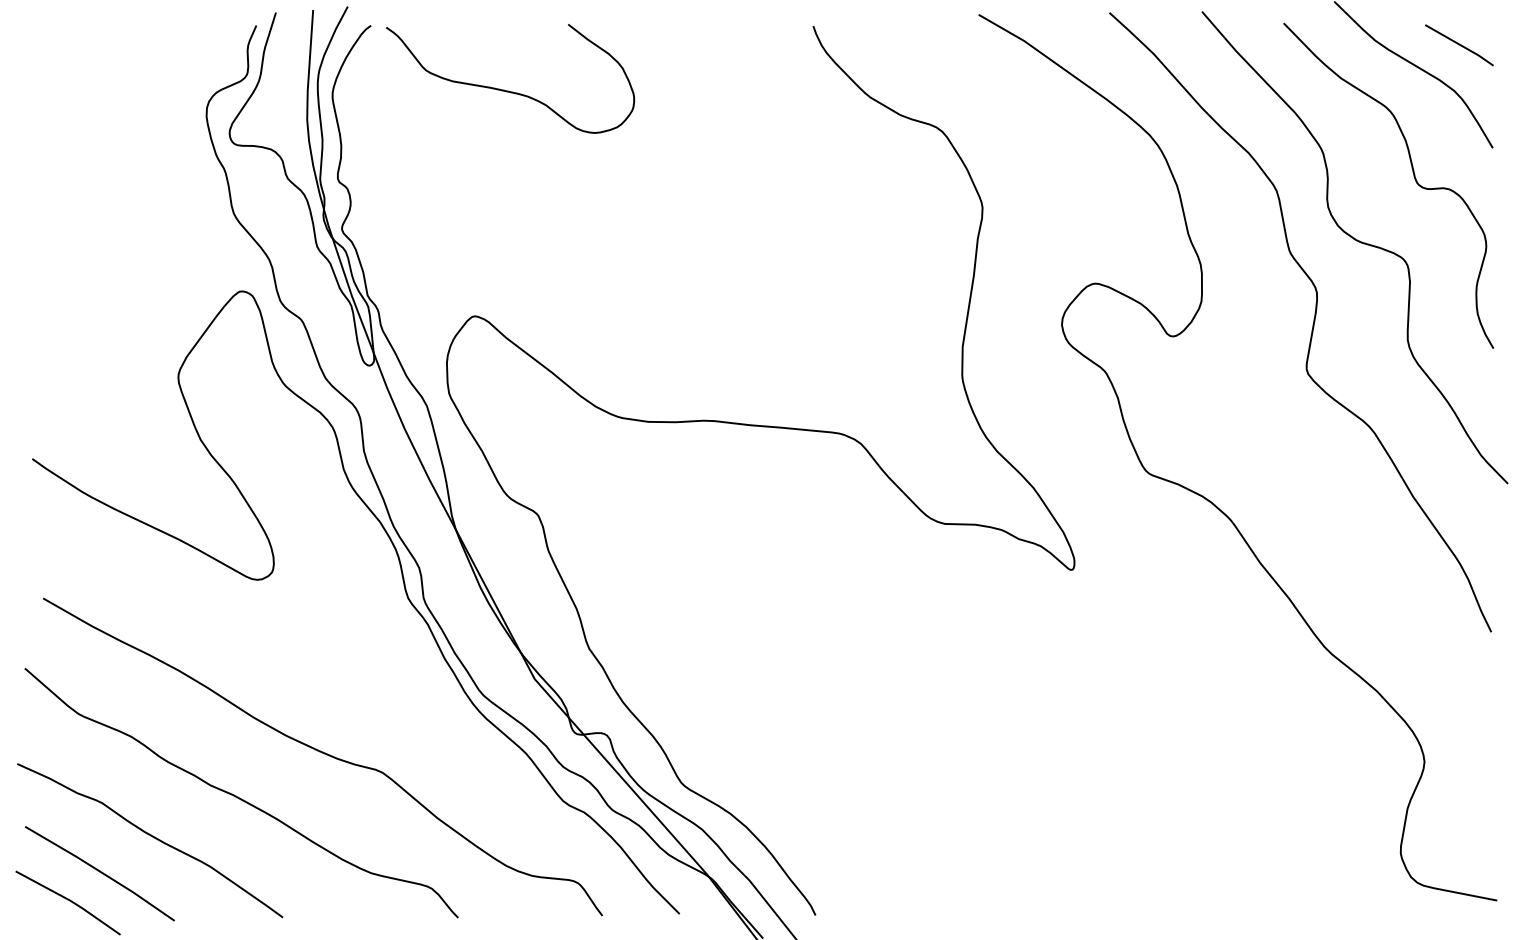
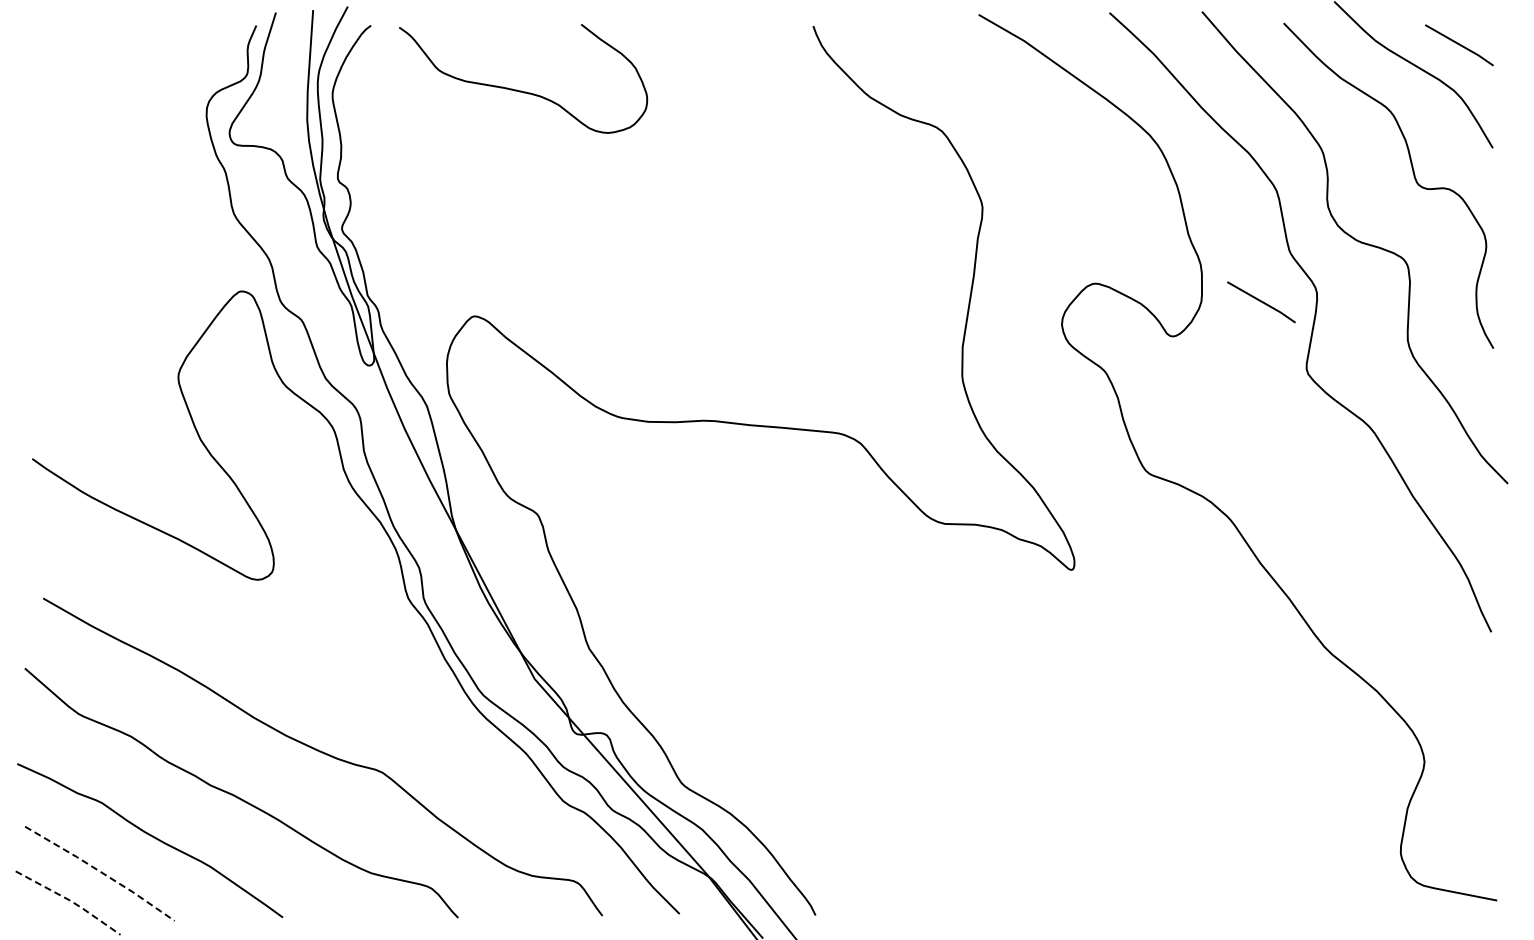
curve position: (508, 90) -> (521, 90) (521, 90)
line: none -> present (1261, 302)
line: solid -> dashed (101, 872)
line: solid -> dashed (69, 900)
